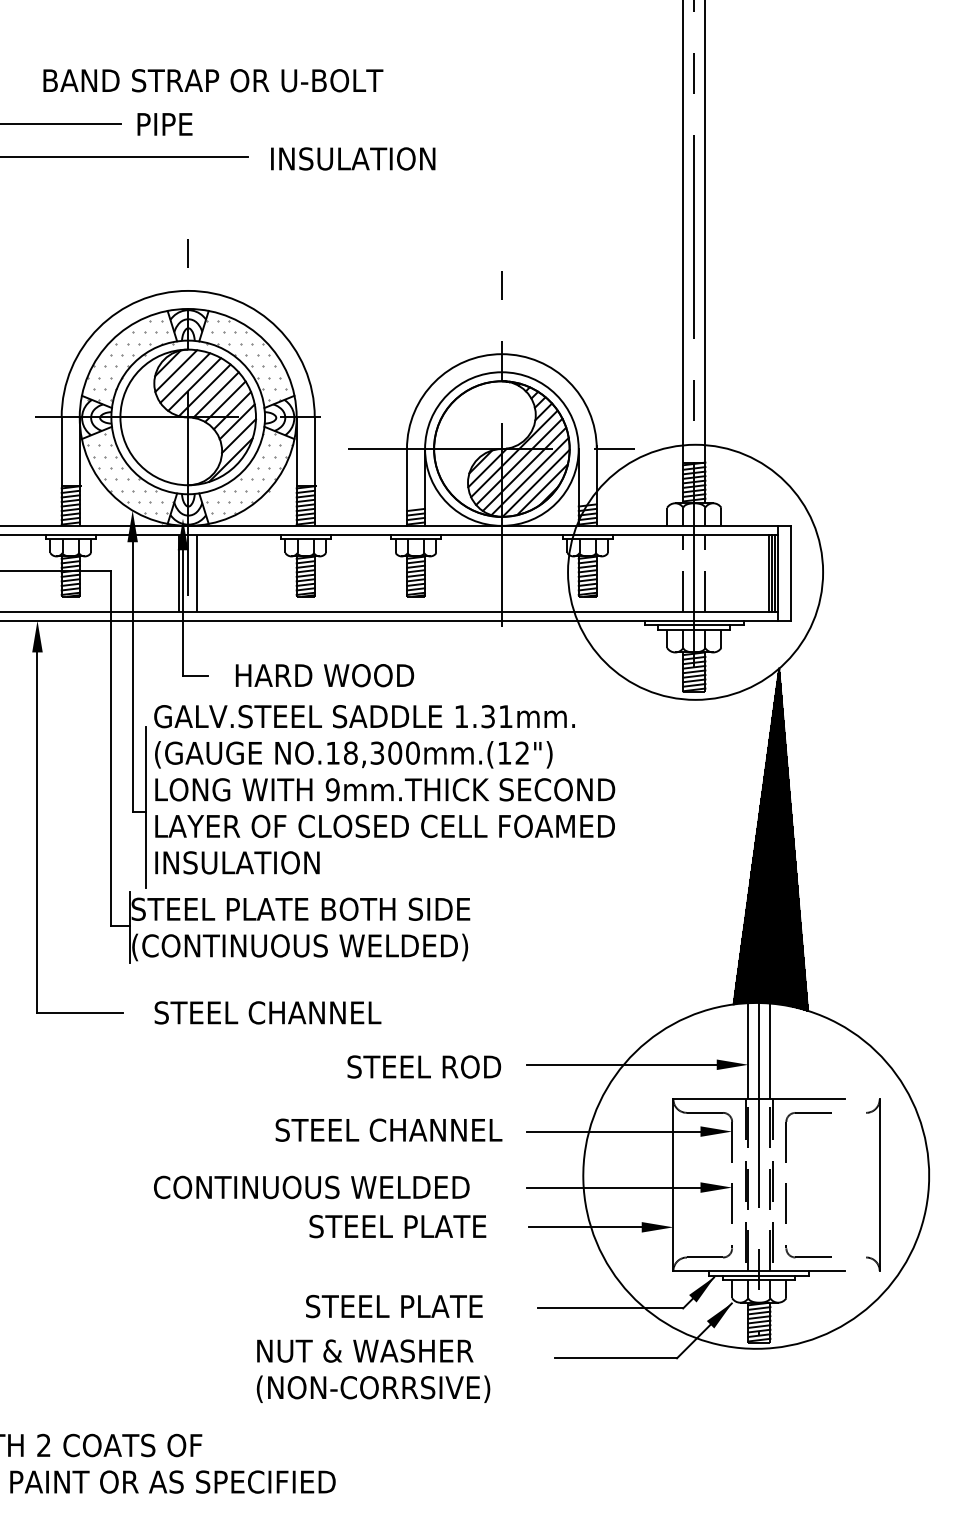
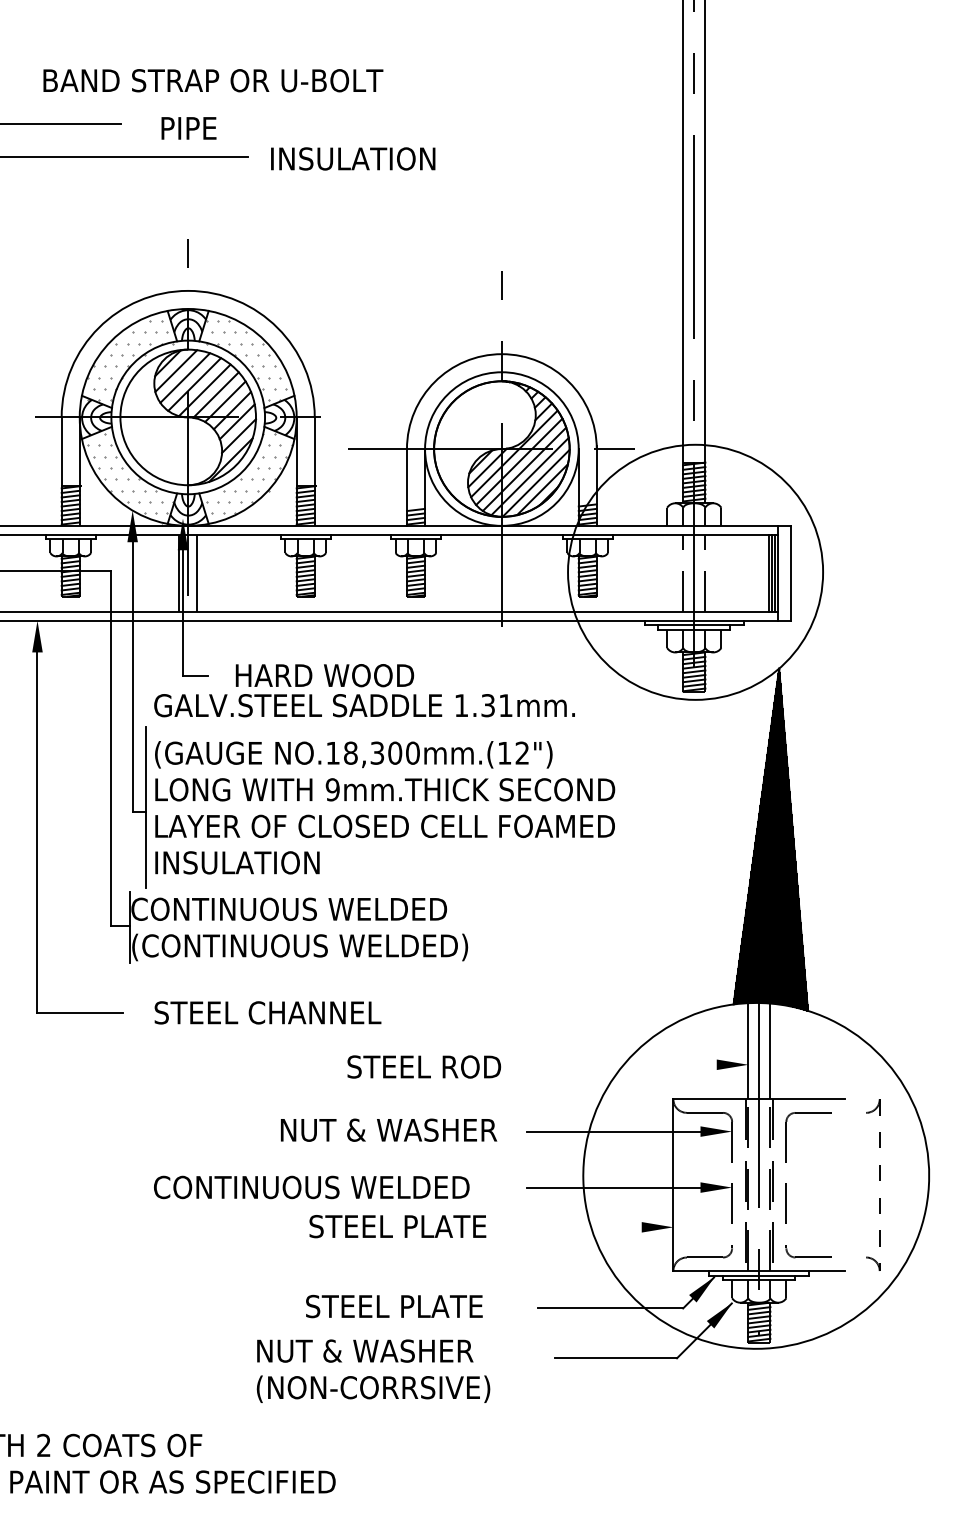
text position: (164, 124) -> (188, 128) (188, 128)
text position: (364, 716) -> (364, 705) (364, 705)
text: STEEL PLATE BOTH SIDE -> CONTINUOUS WELDED (300, 908)
line: present -> none (621, 1064)
text: STEEL CHANNEL -> NUT & WASHER (388, 1129)
line: solid -> dashed (879, 1185)
line: present -> none (584, 1227)
